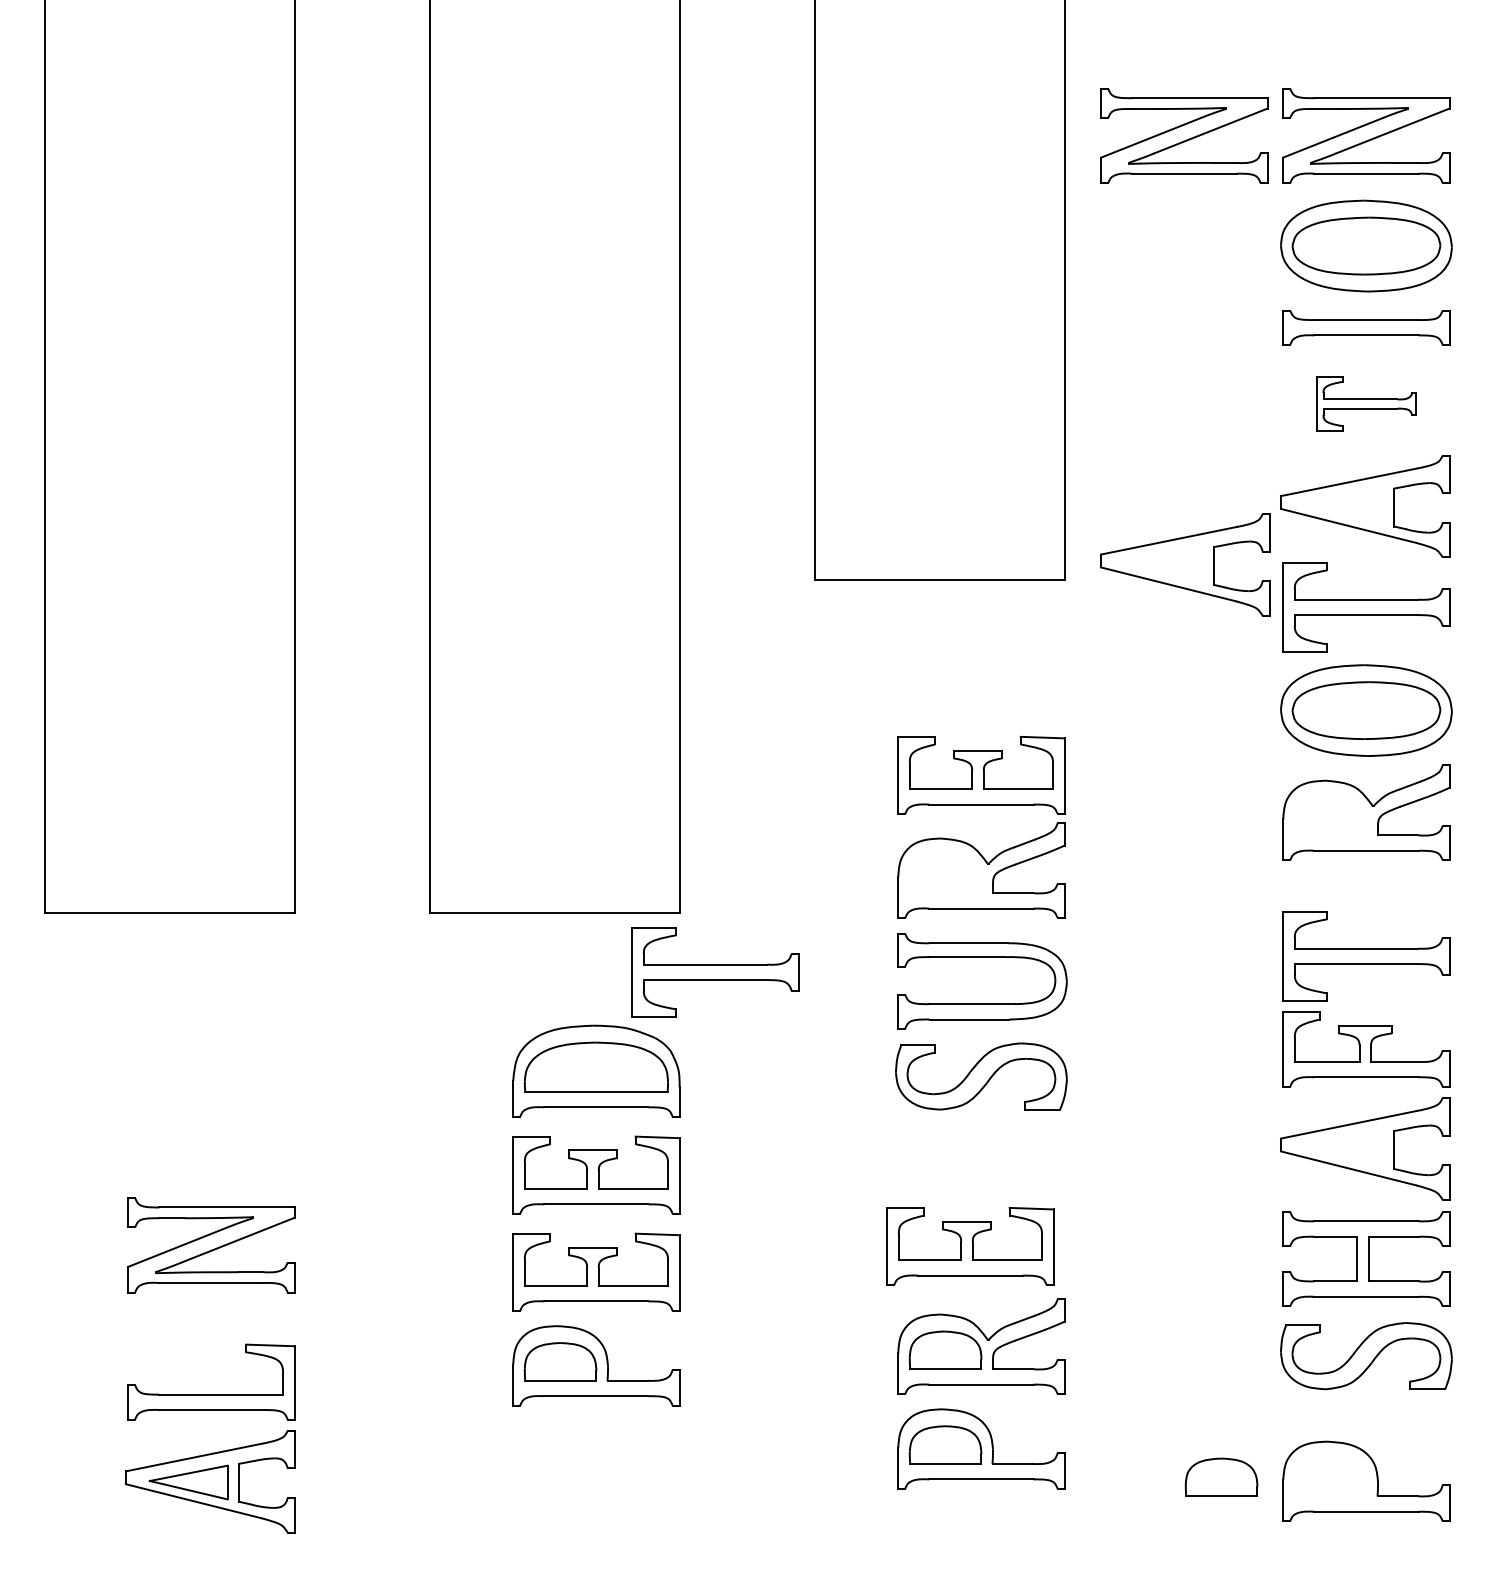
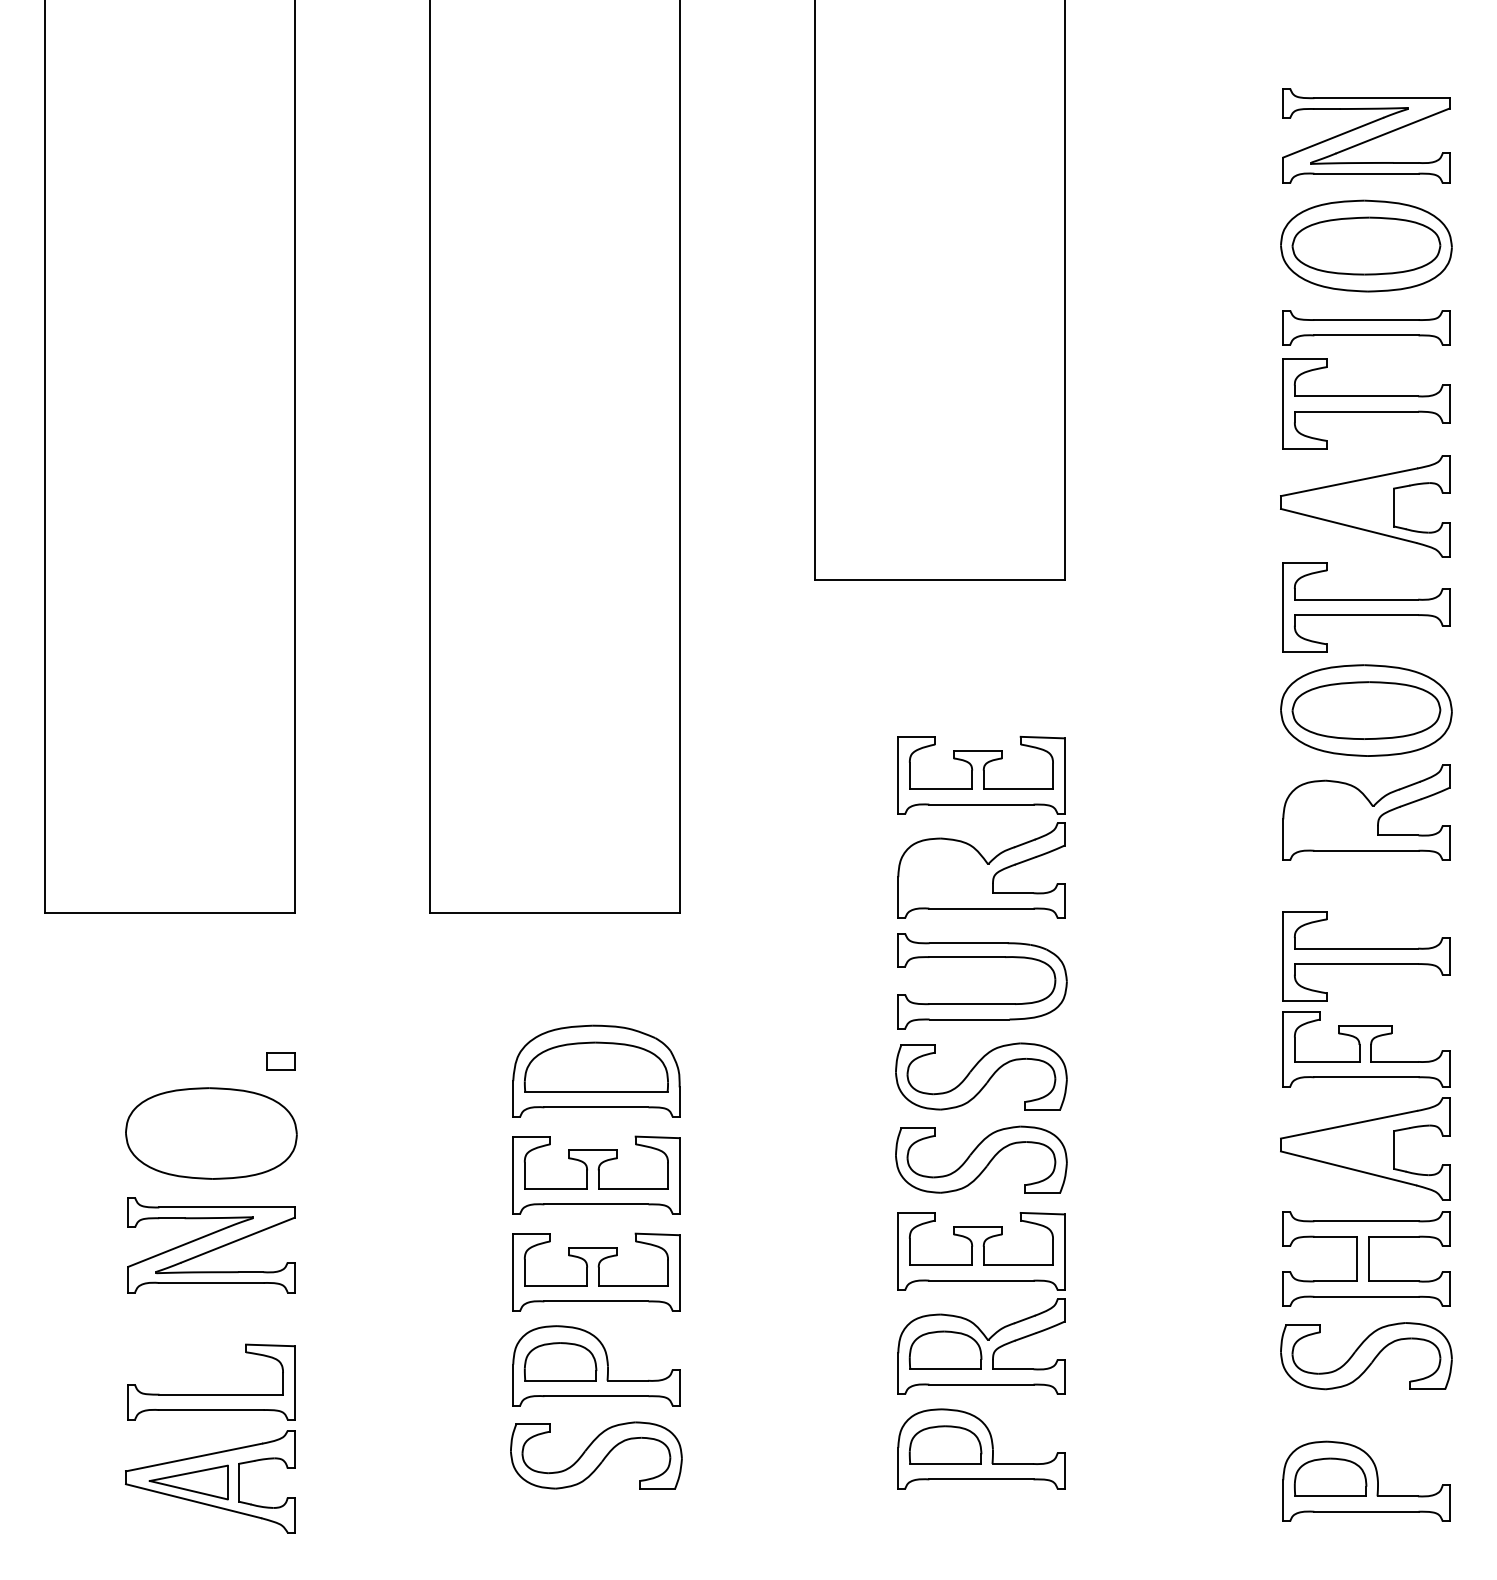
part: present -> none (1184, 135)
part size: 101x56 px -> 169x92 px (1366, 403)
part: present -> none (1185, 564)
part: present -> none (715, 972)
part: none -> present (280, 1061)
part: none -> present (211, 1133)
part: none -> present (981, 1159)
part position: (970, 1246) -> (981, 1251) (981, 1251)
part: none -> present (596, 1455)
part position: (1221, 1476) -> (1330, 1476) (1330, 1476)
